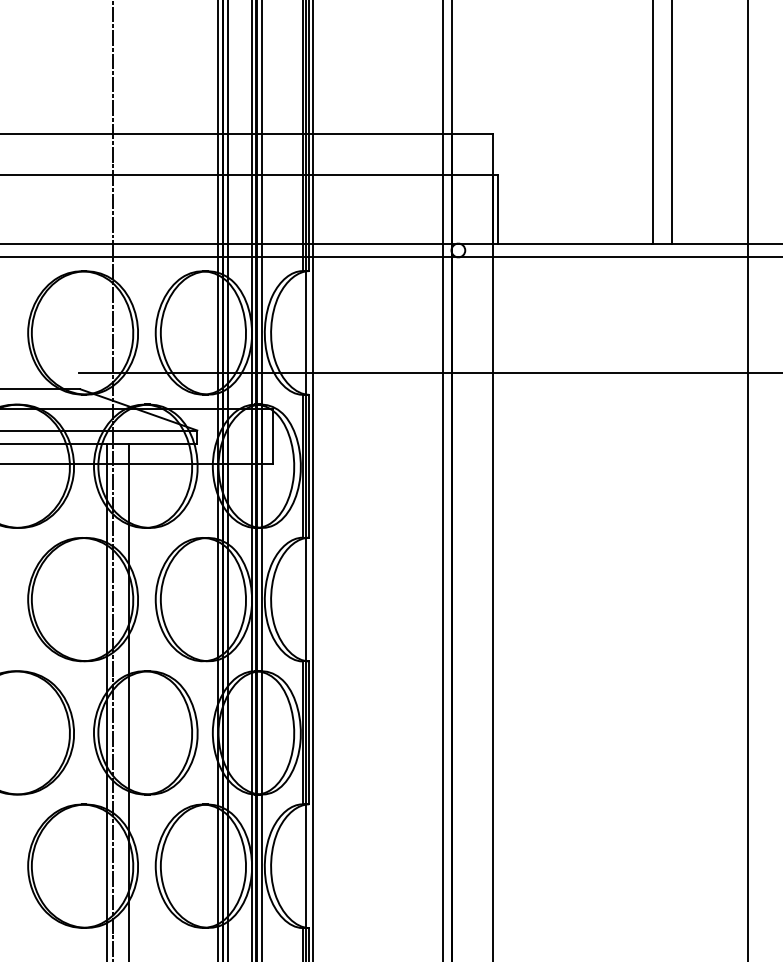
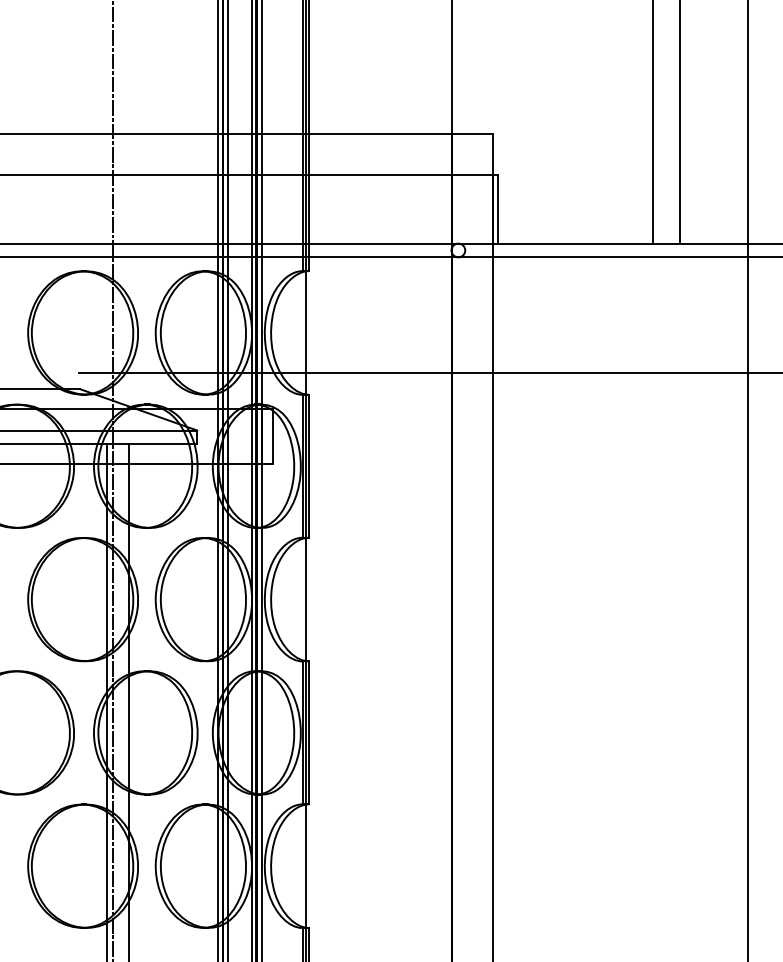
line position: (672, 122) -> (680, 122) (680, 122)
line: present -> none (312, 480)
line: present -> none (443, 480)
